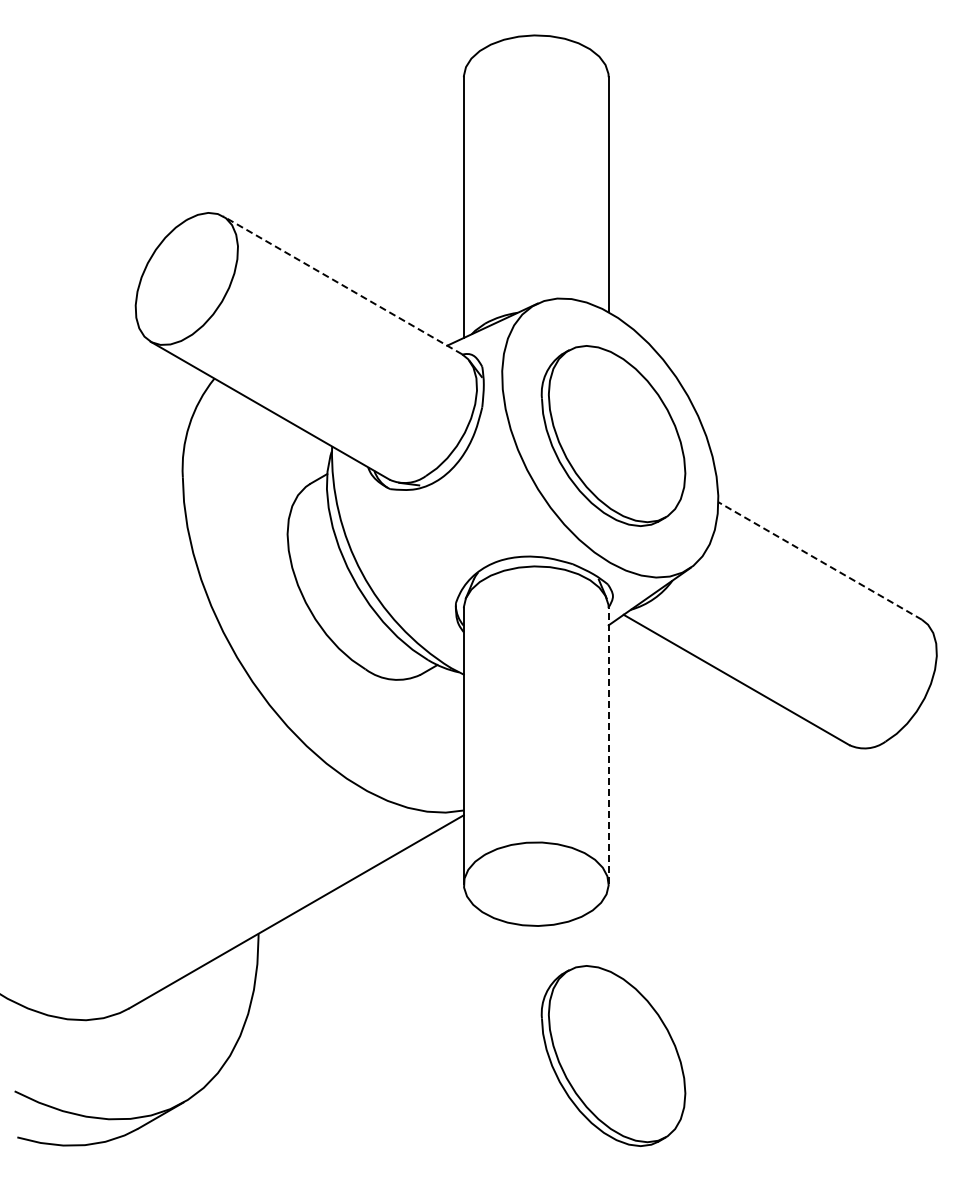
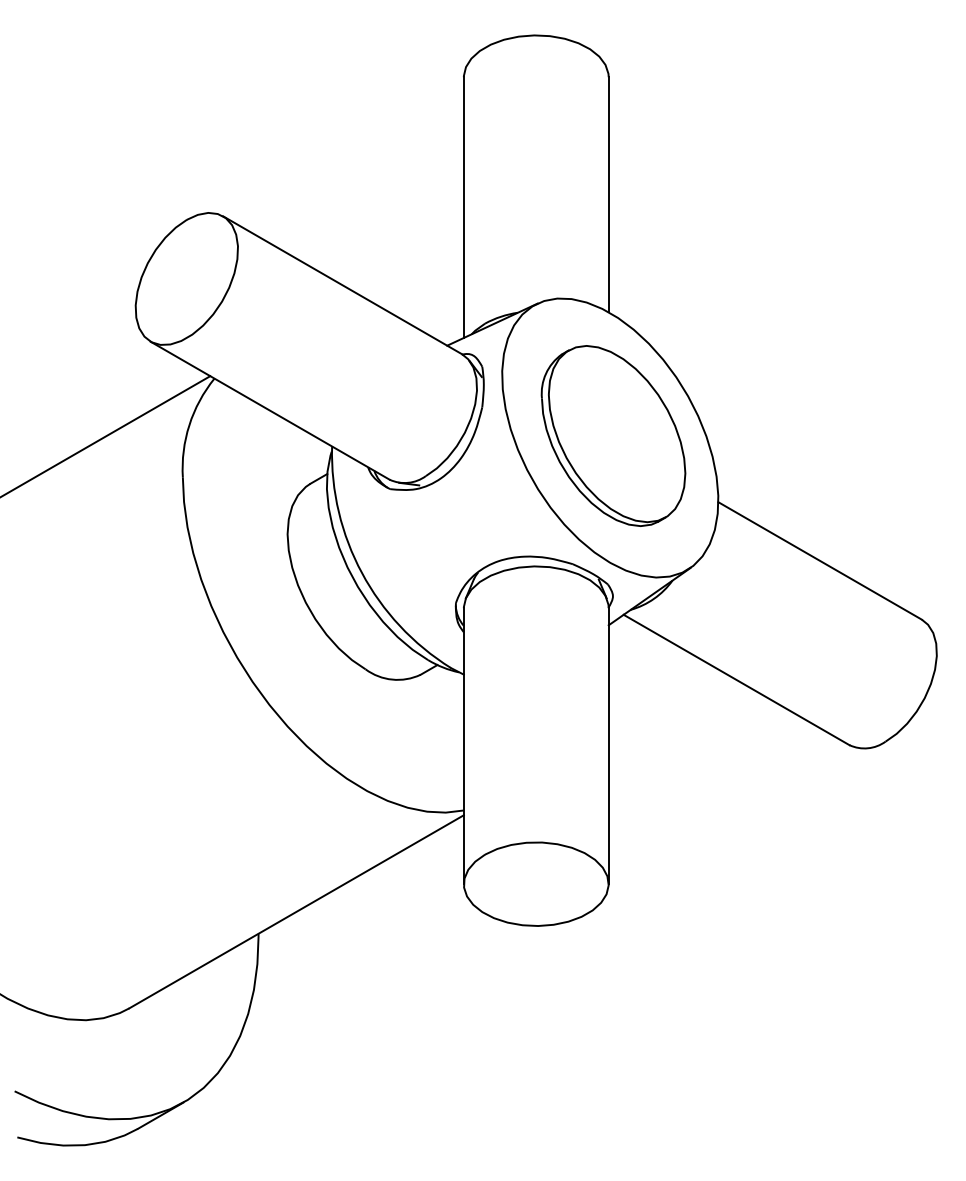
line: dashed -> solid (342, 285)
line: none -> present (106, 436)
line: dashed -> solid (820, 560)
line: dashed -> solid (608, 745)
part: present -> none (613, 1055)
